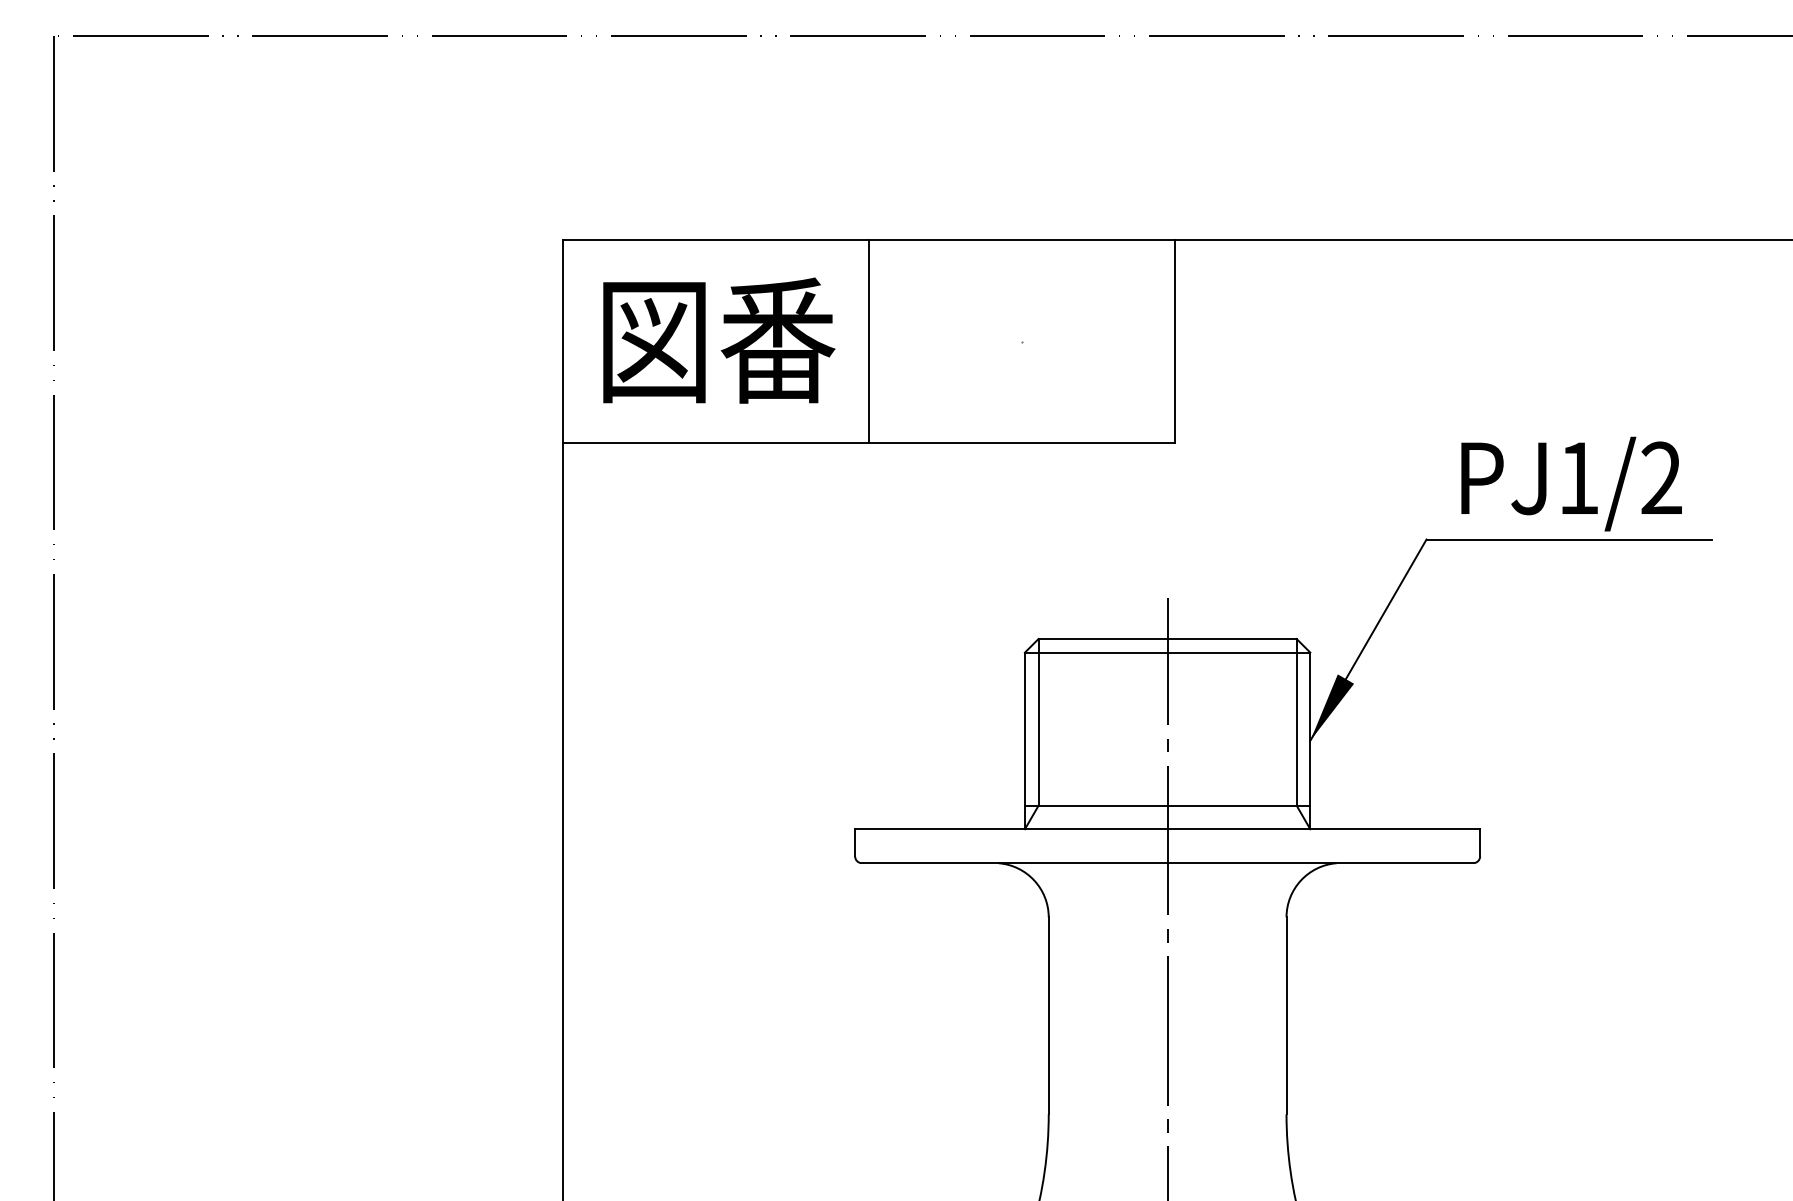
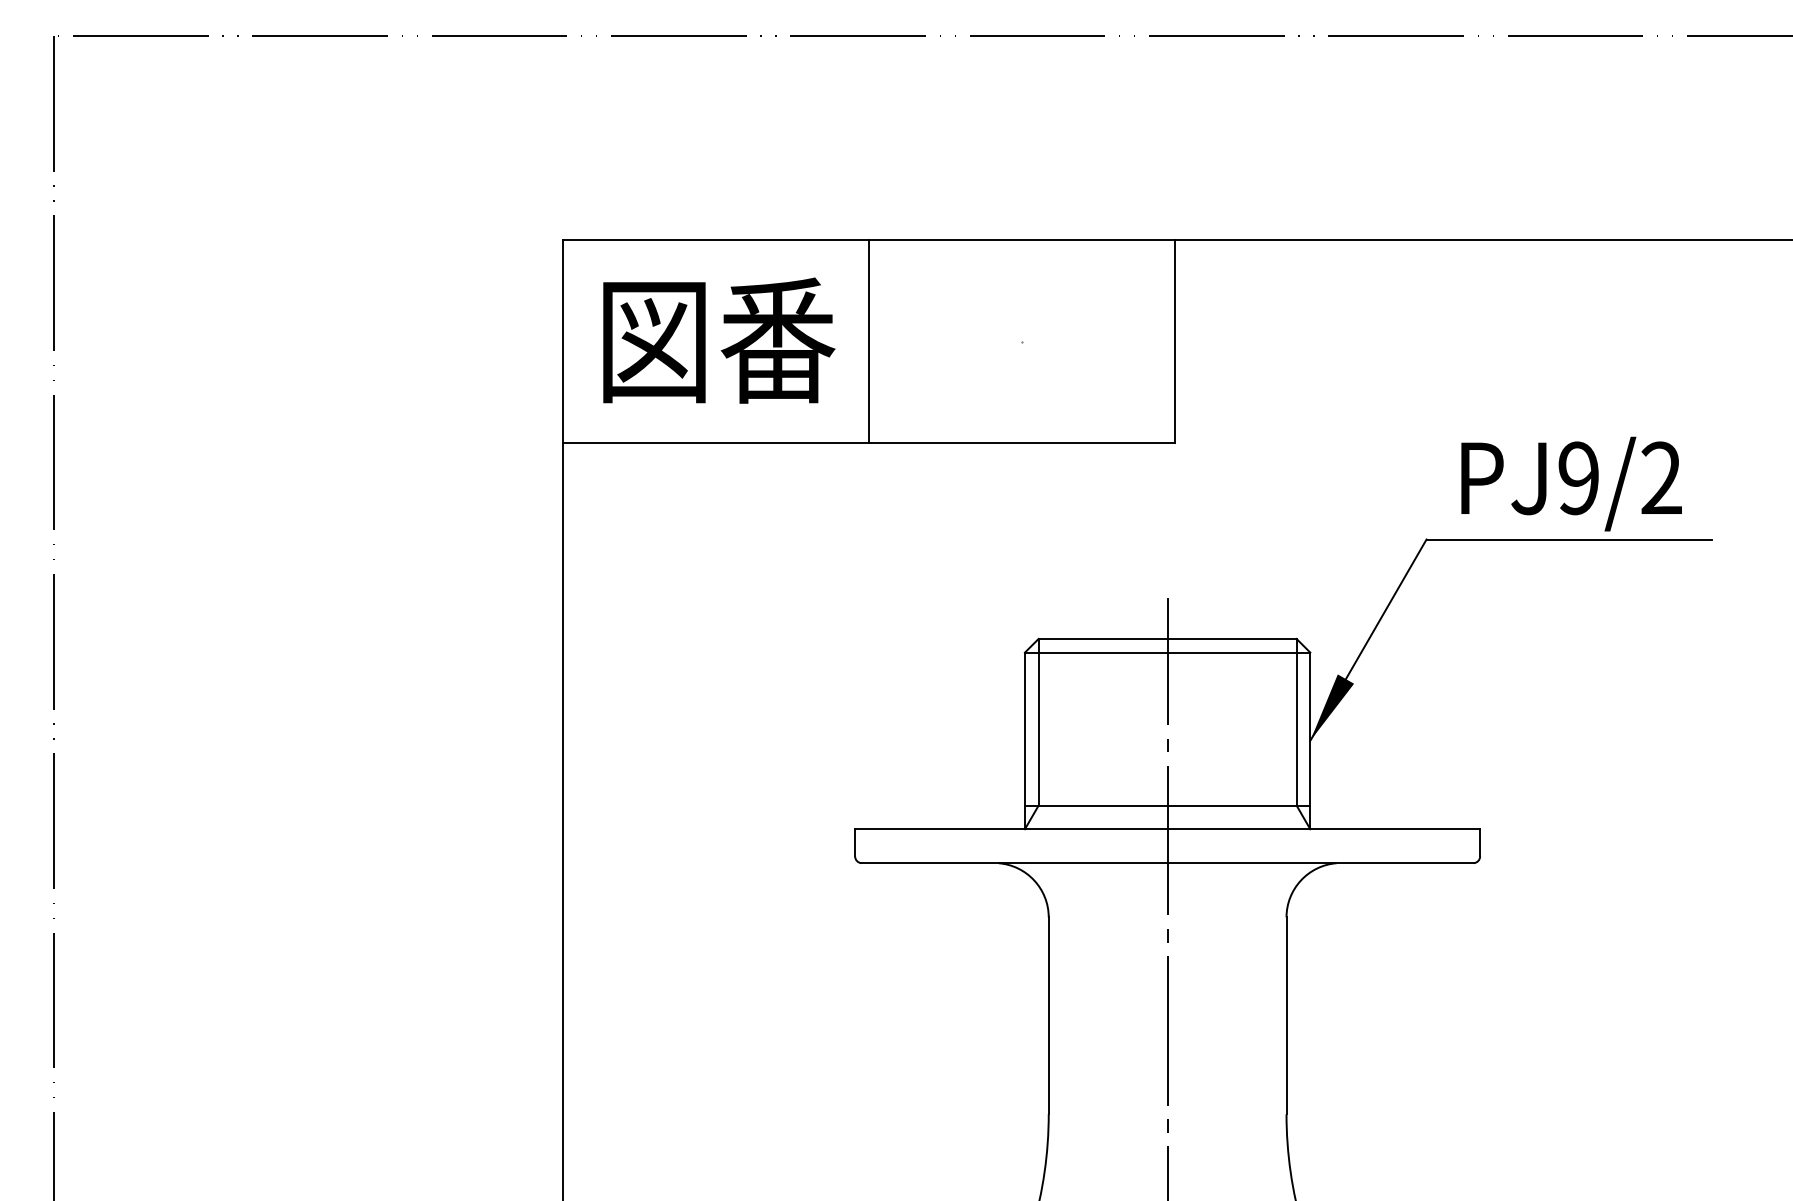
text: PJ1/2 -> PJ9/2 (1578, 478)
